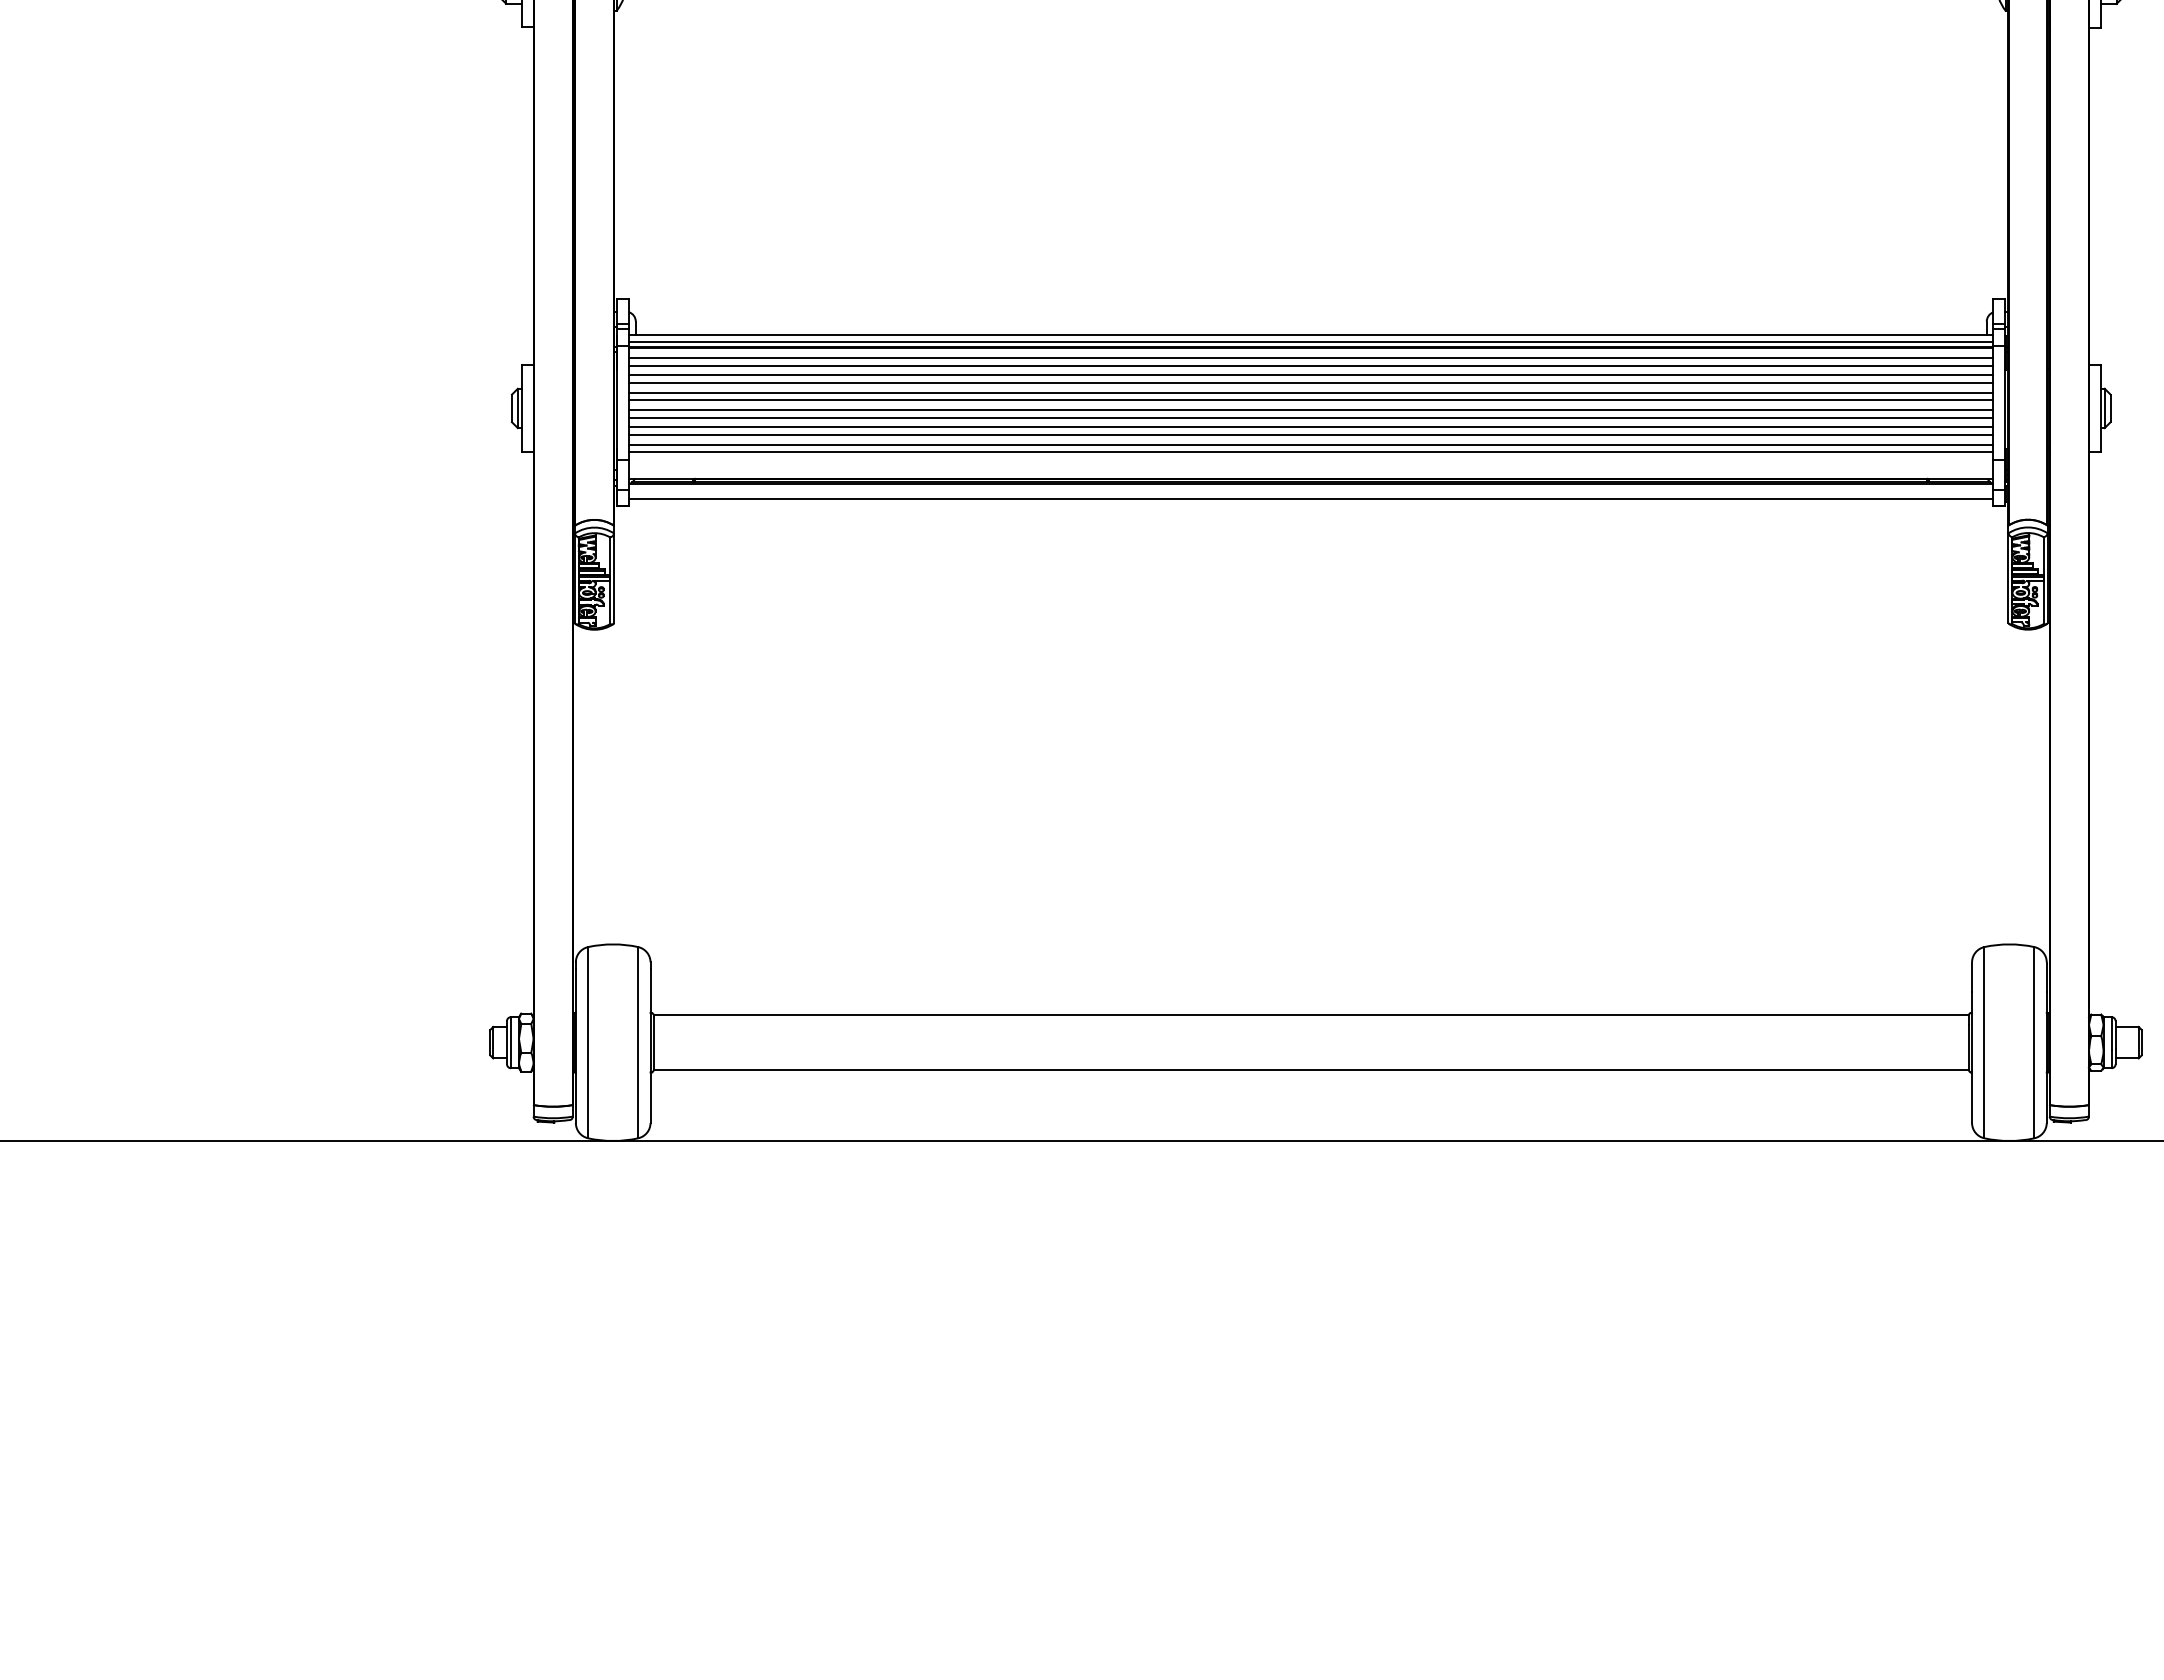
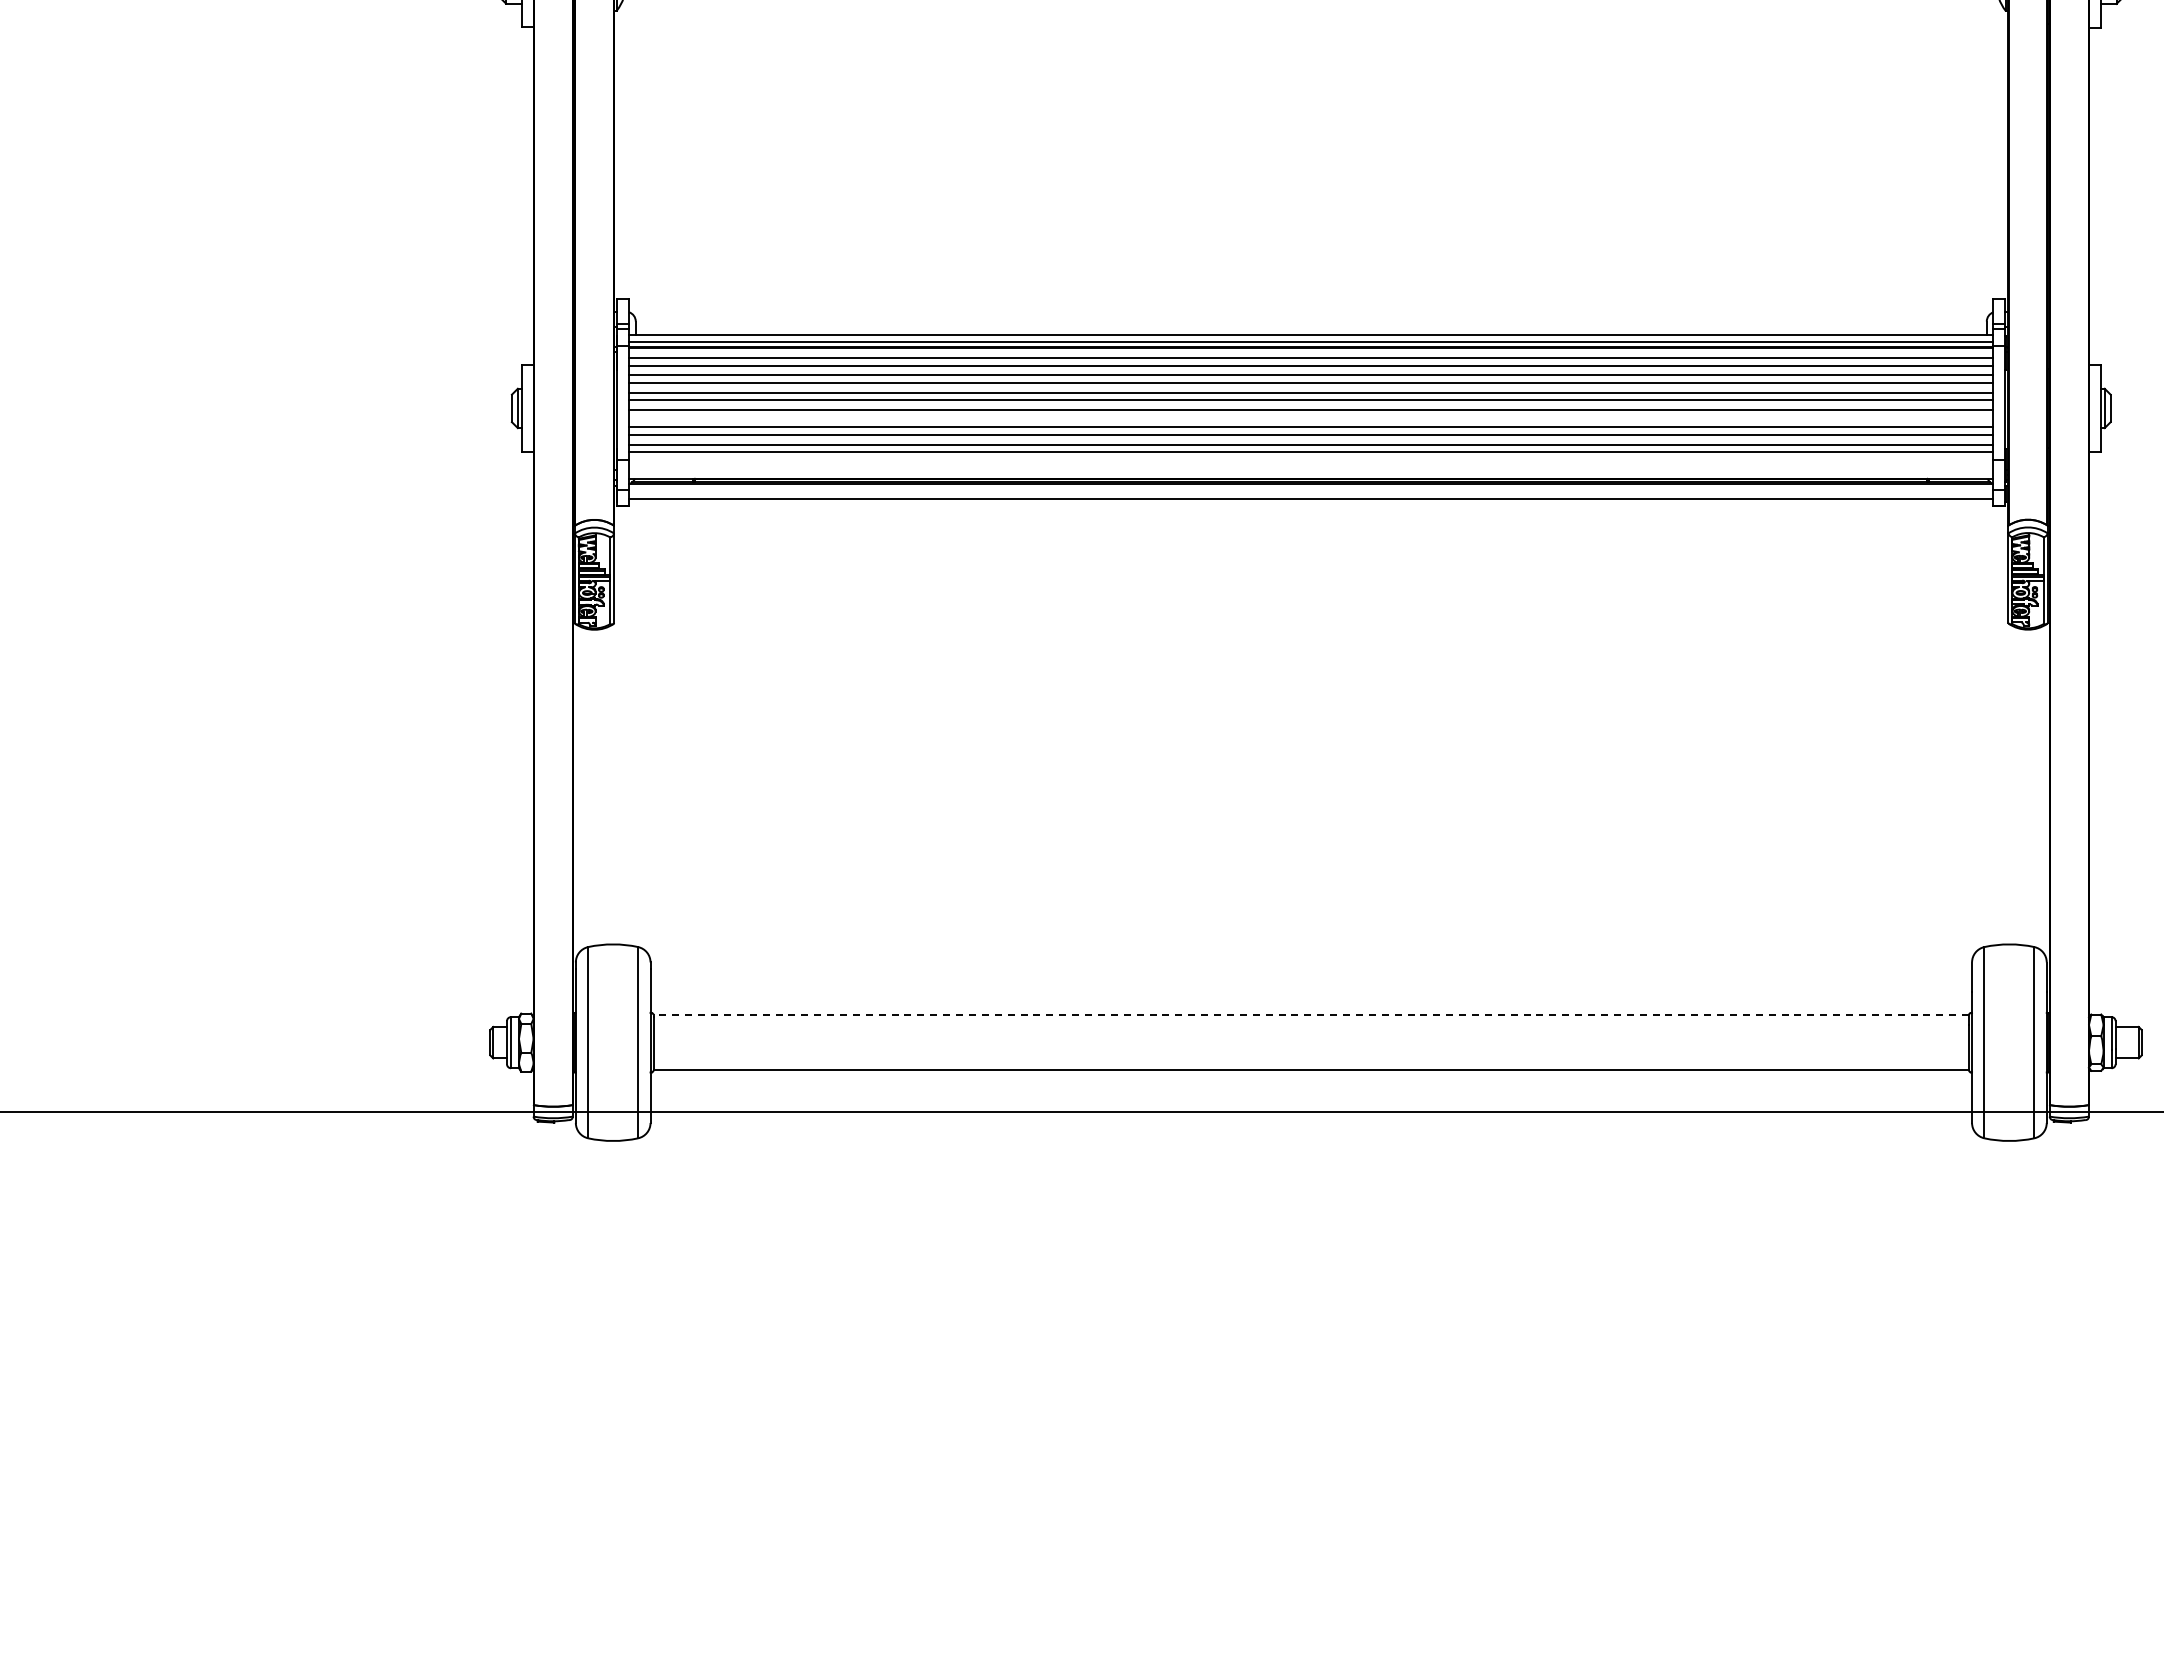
line: present -> none (1311, 417)
line: solid -> dashed (1311, 1015)
line position: (1081, 1140) -> (1081, 1111) (1081, 1111)
